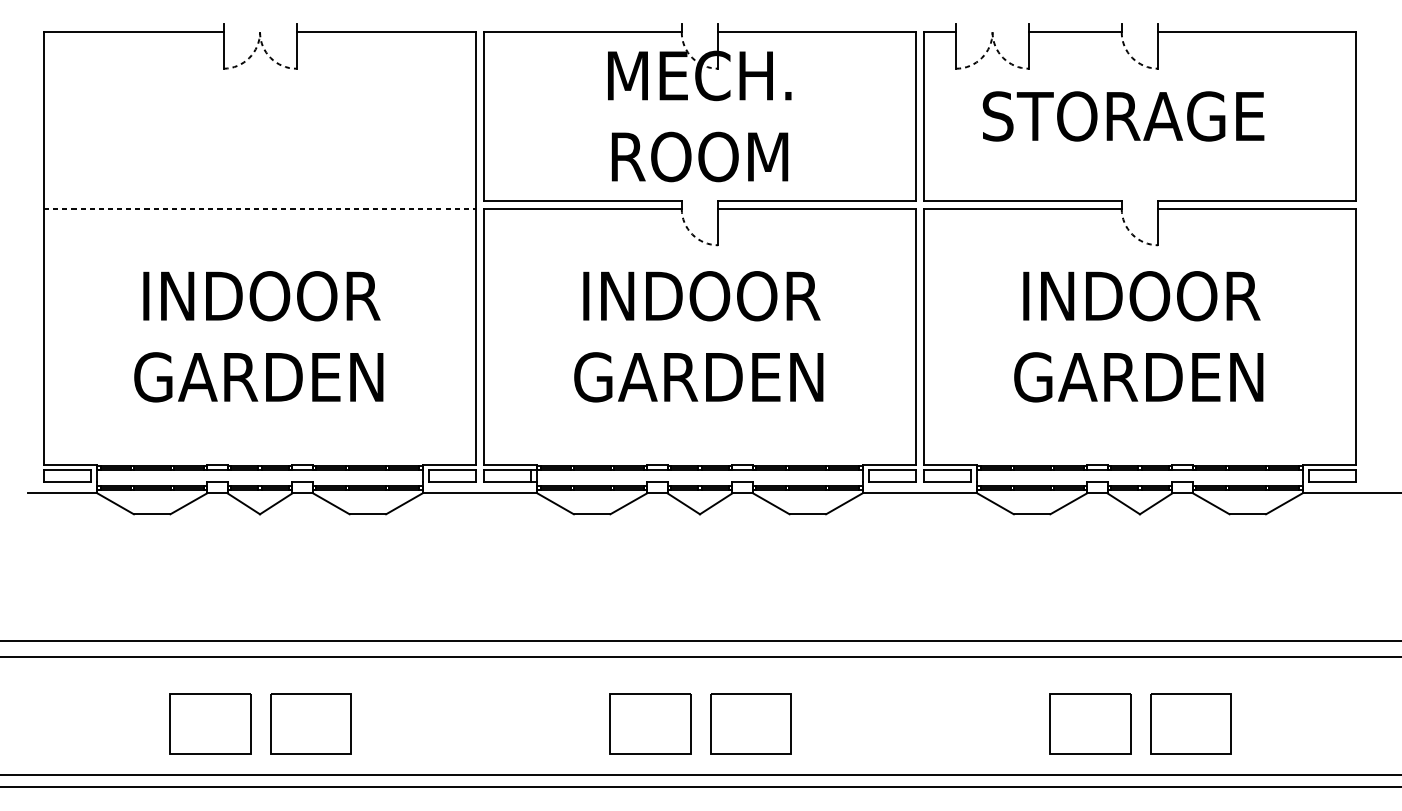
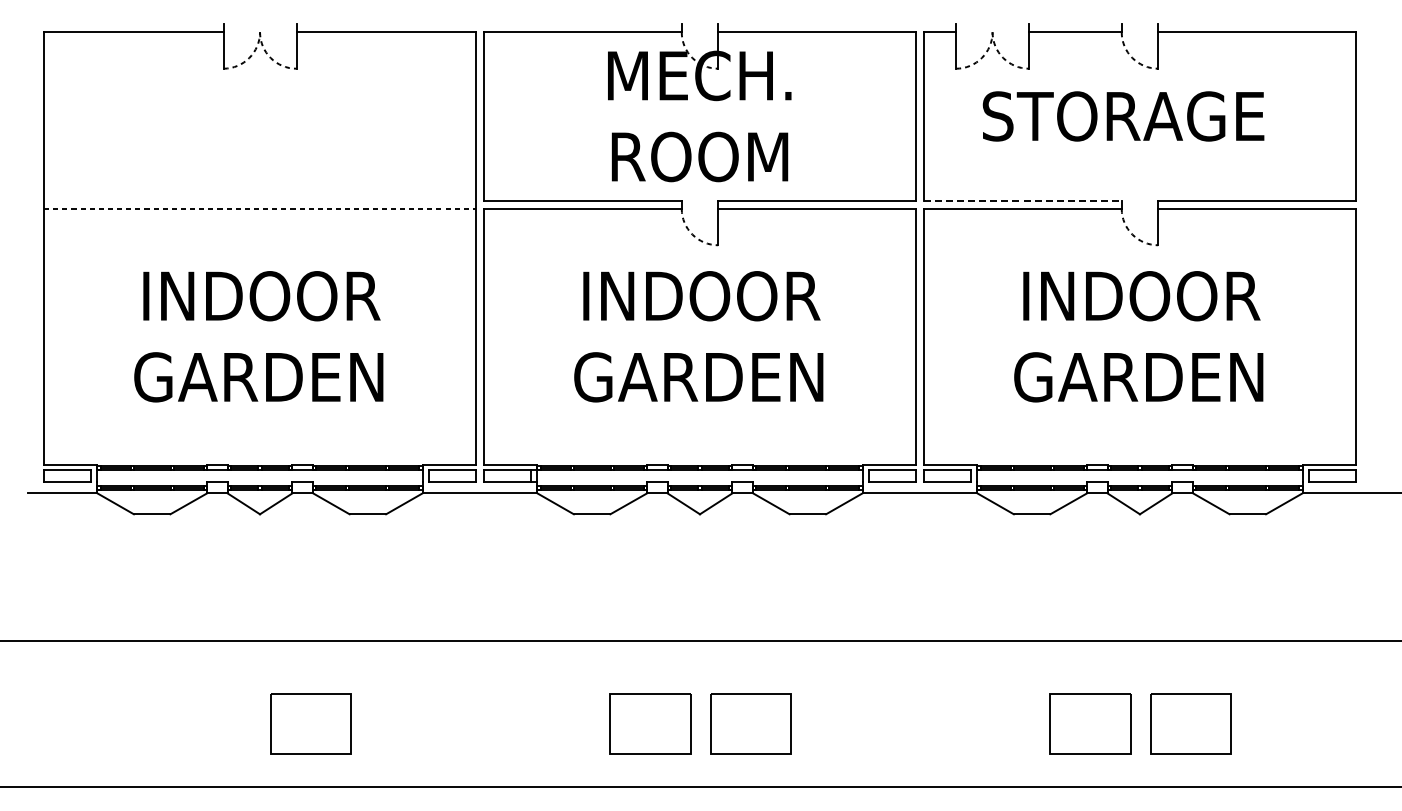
line: solid -> dashed (1022, 200)
line: present -> none (700, 656)
part: present -> none (210, 723)
line: present -> none (700, 774)
